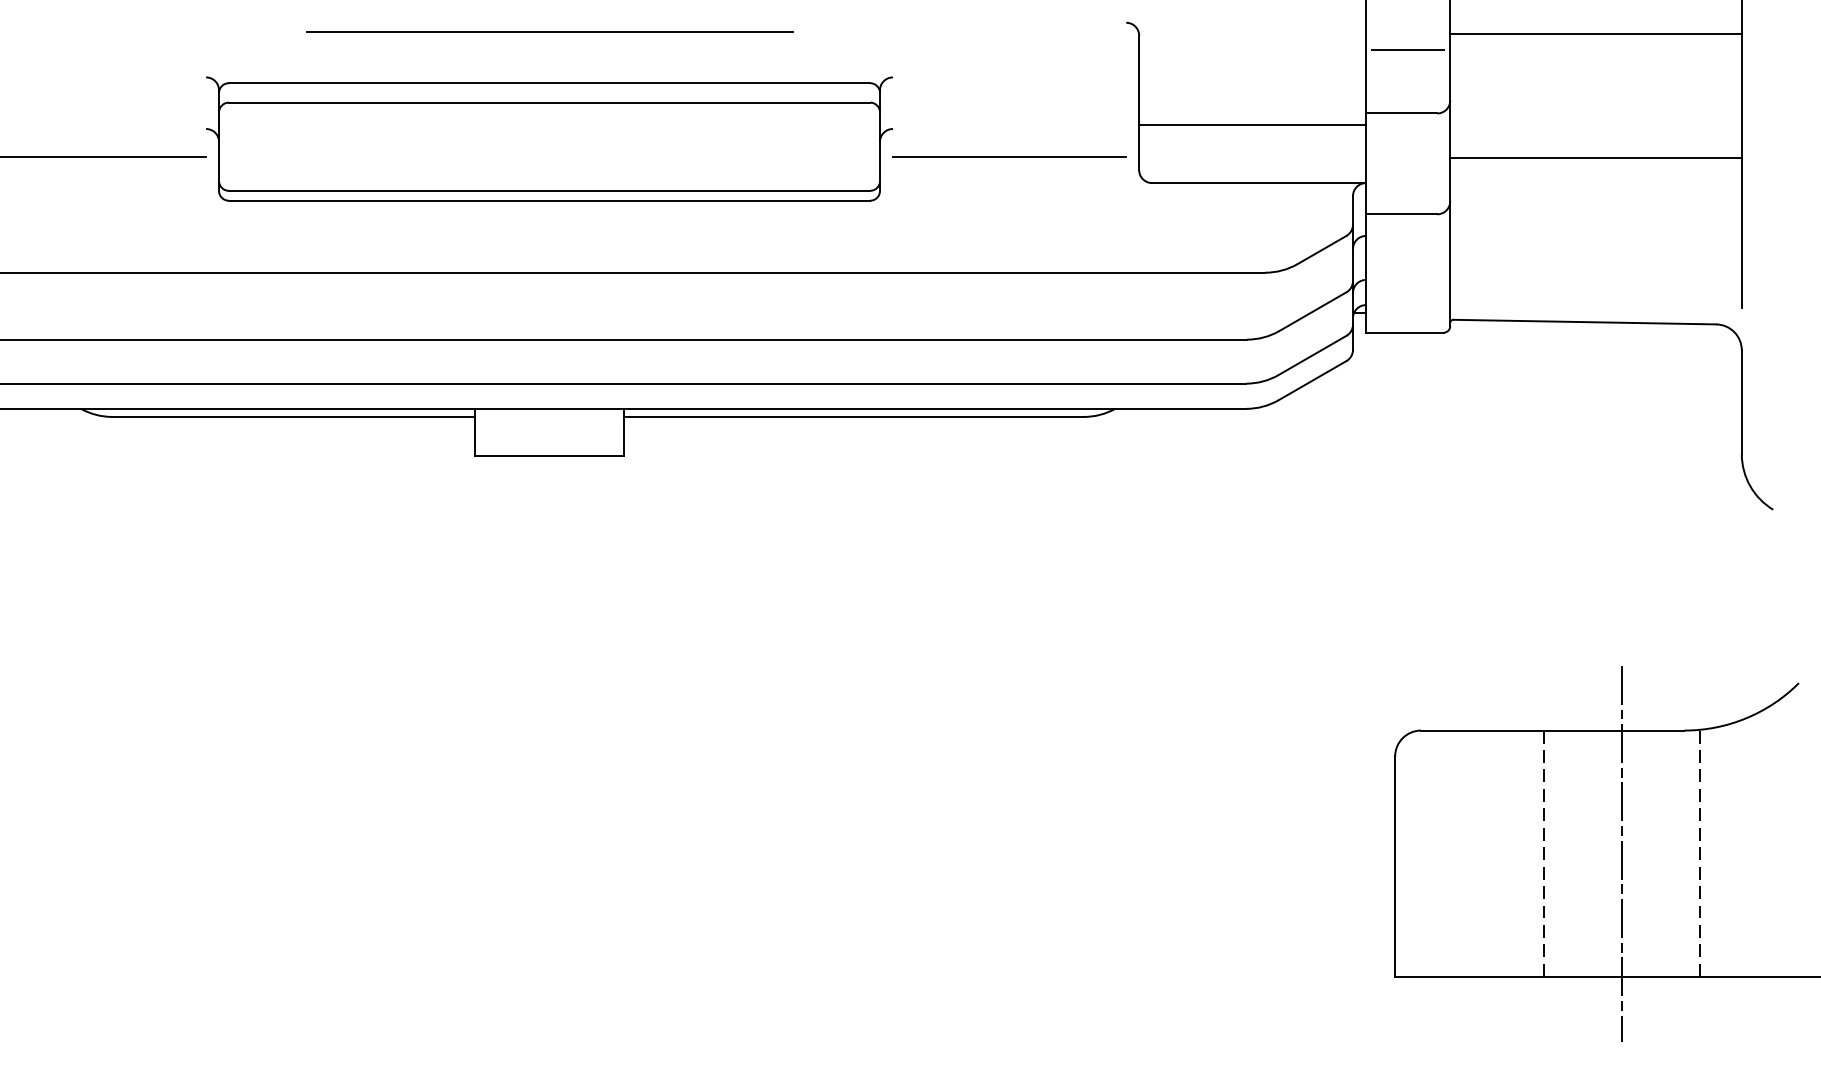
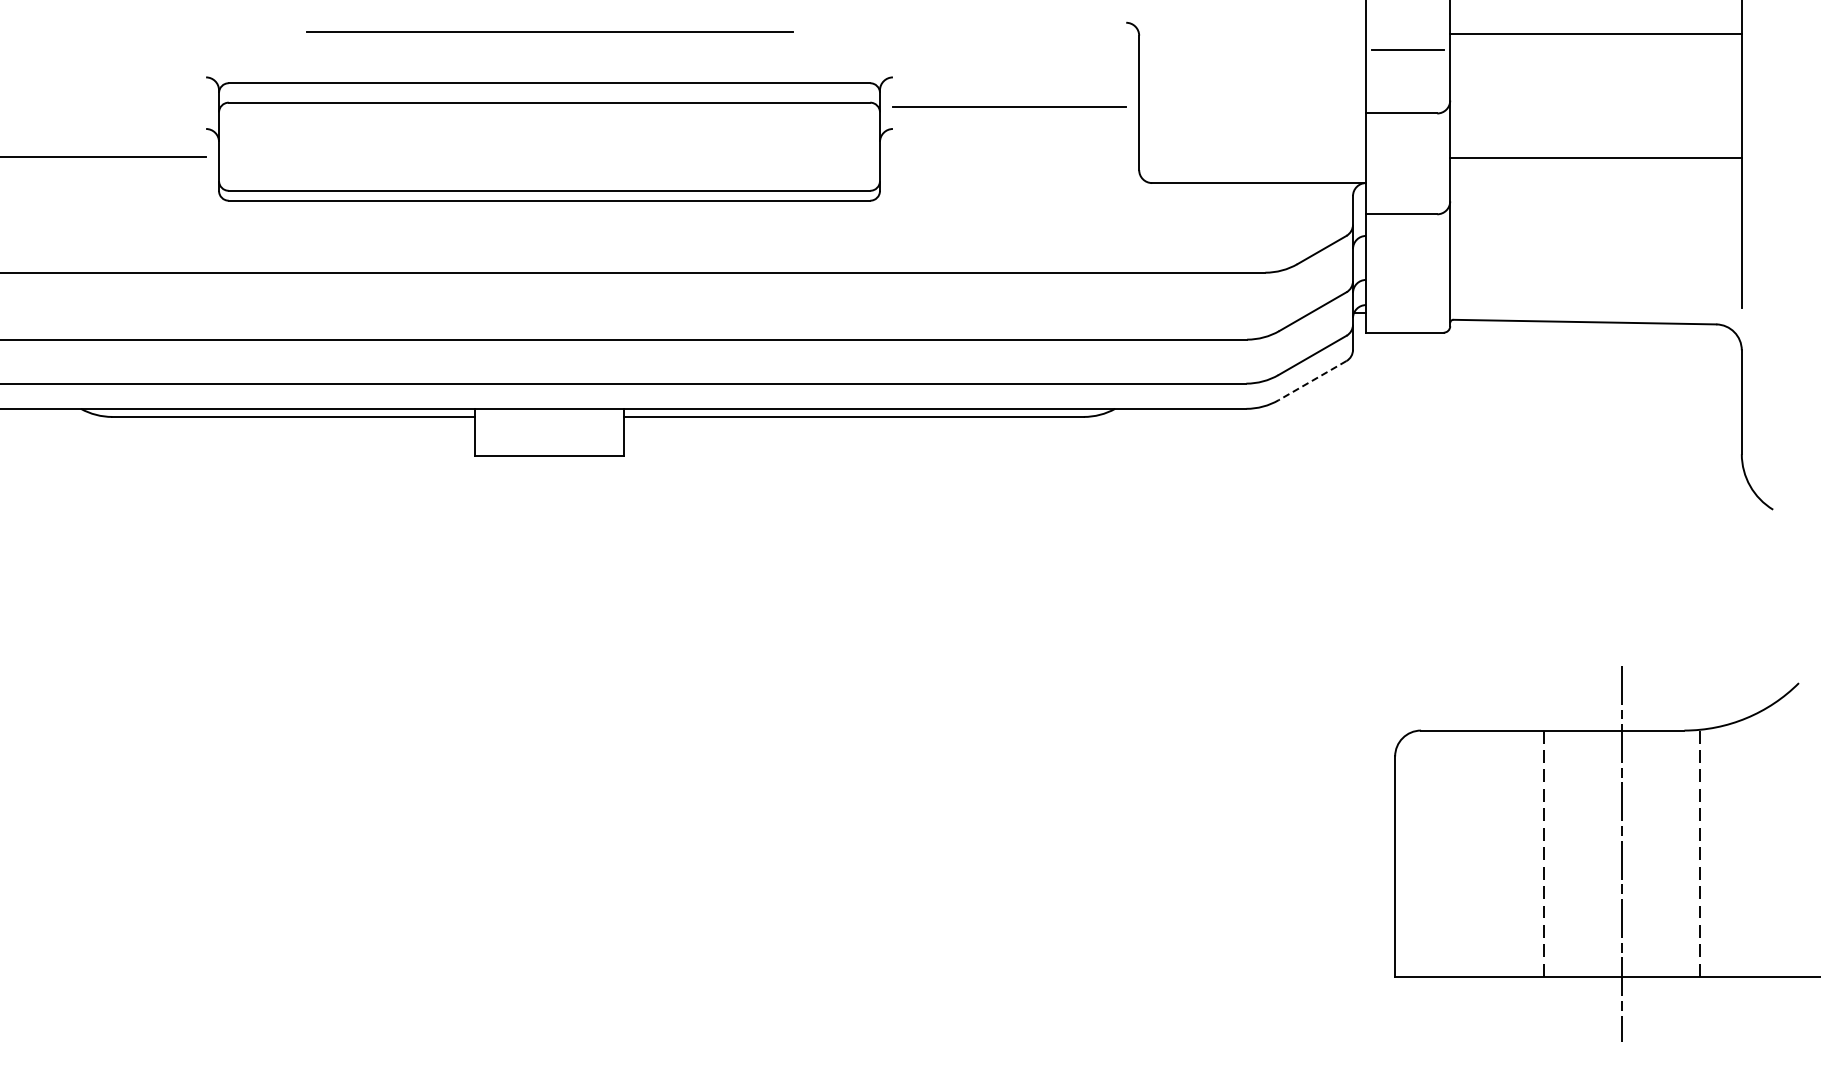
line: present -> none (1252, 124)
line position: (1009, 156) -> (1009, 106) (1009, 106)
line: solid -> dashed (1312, 380)
